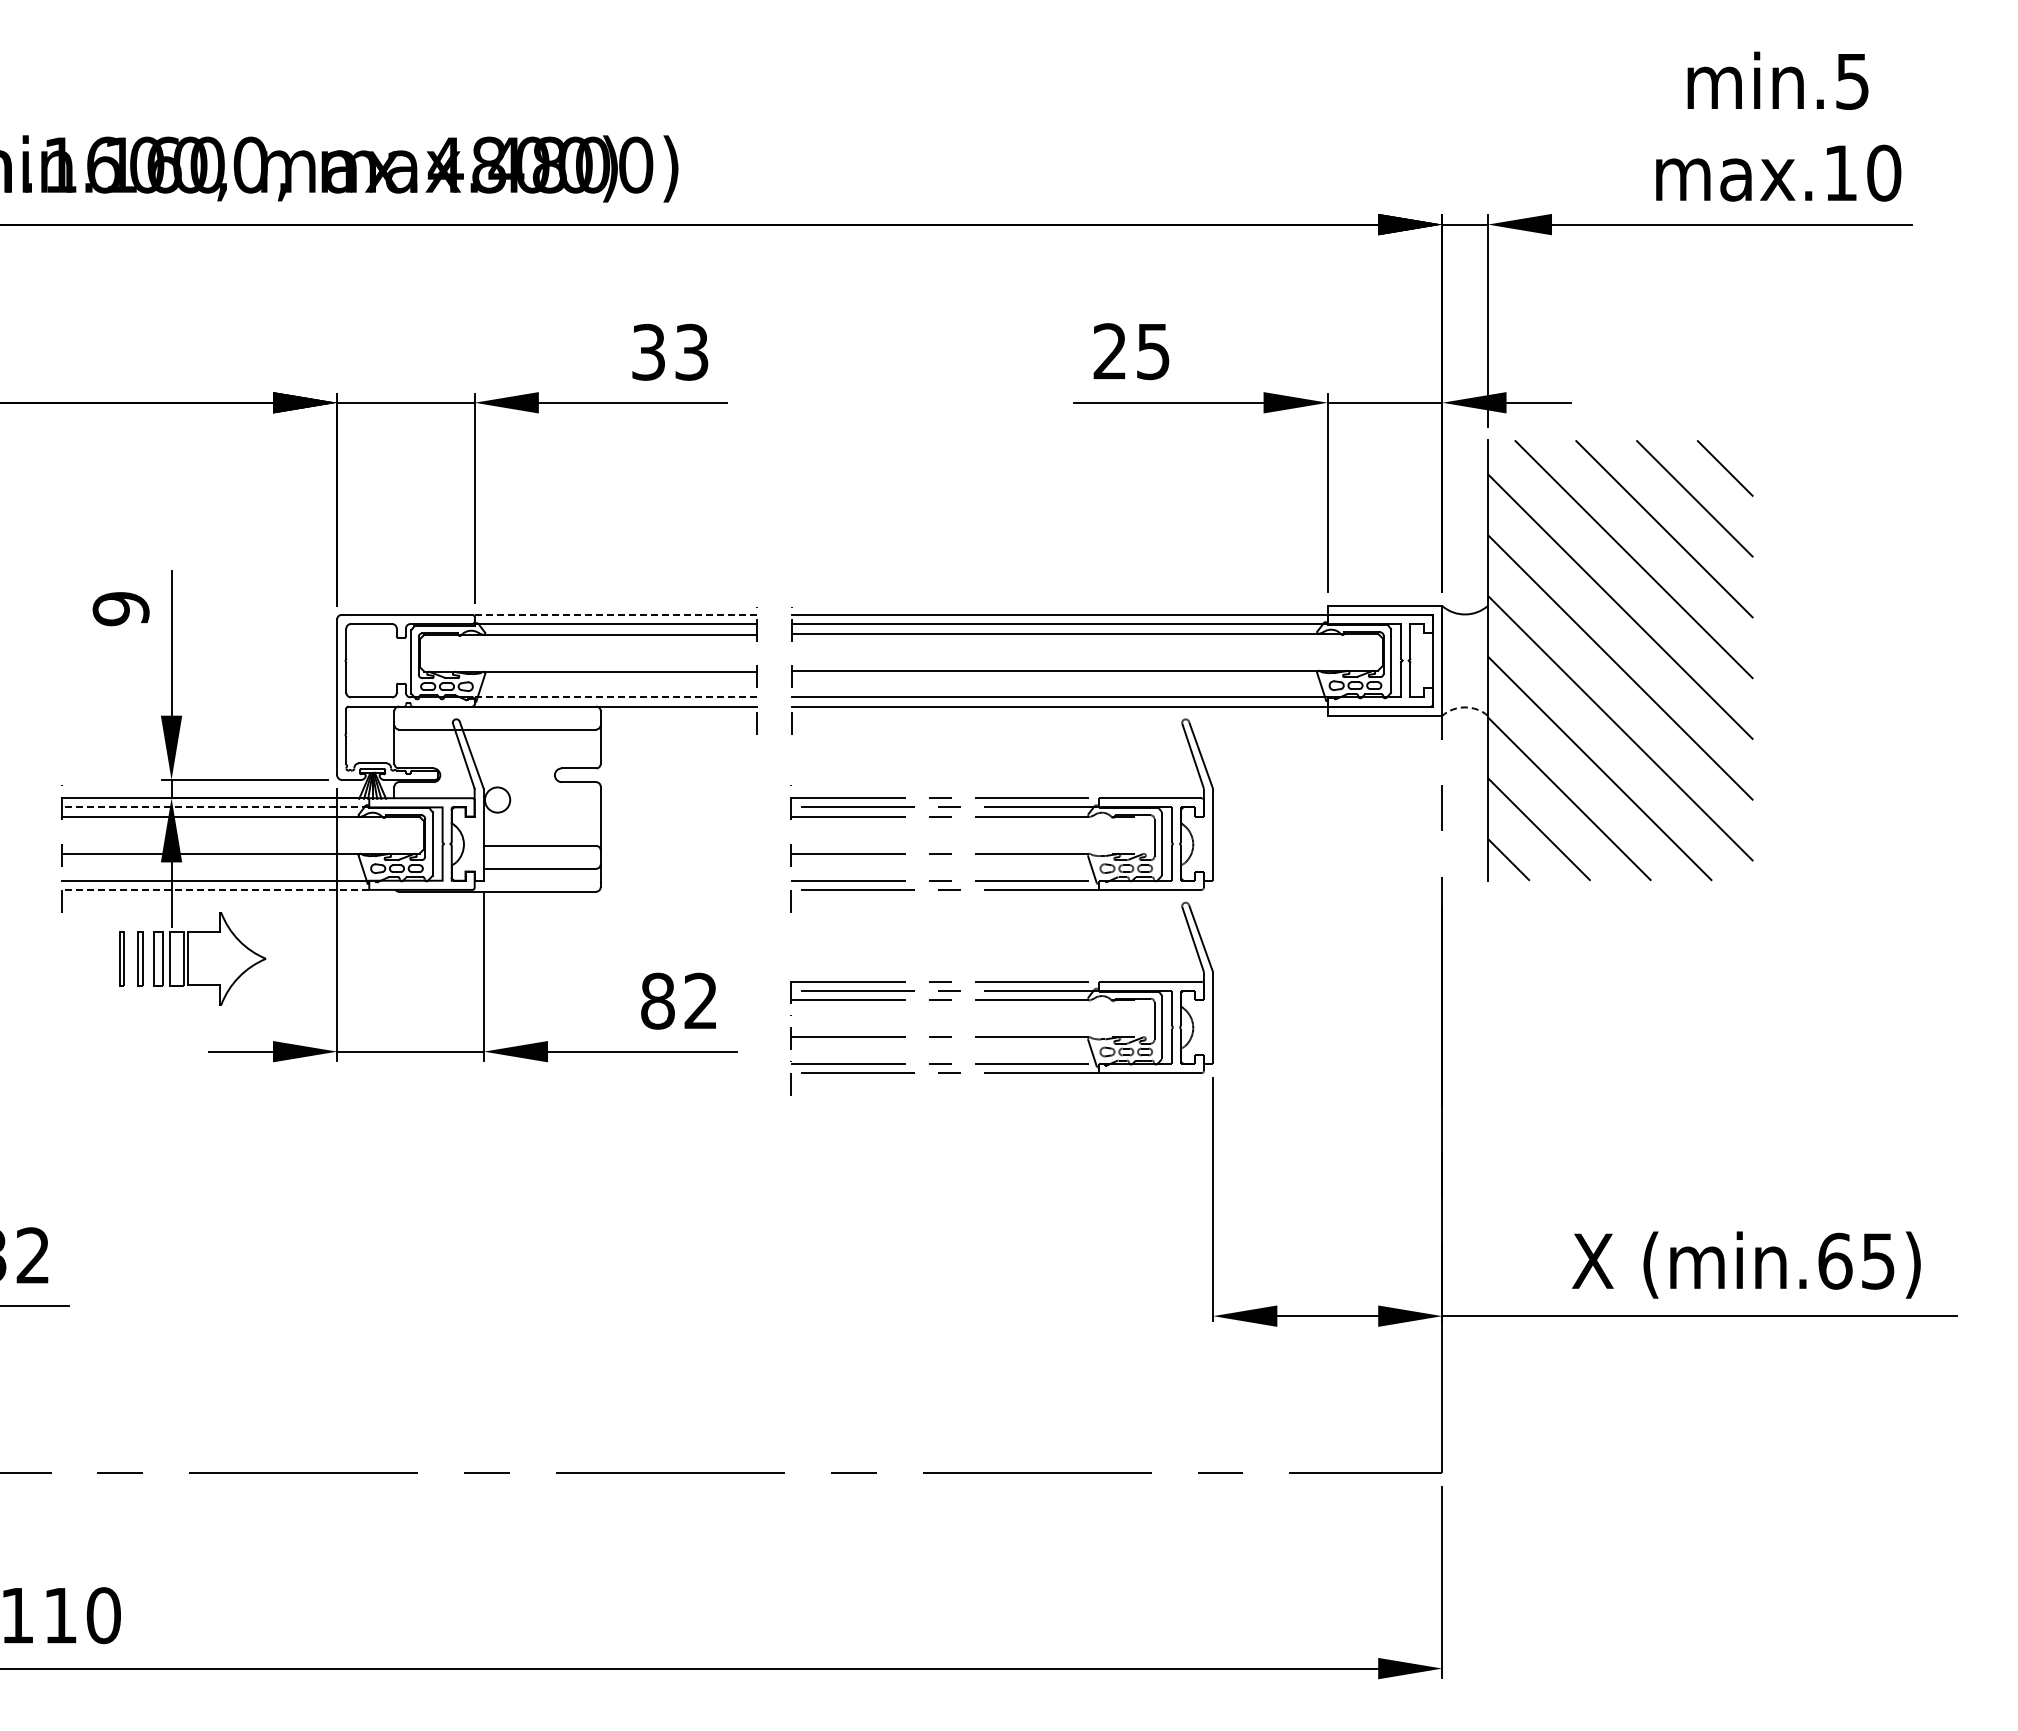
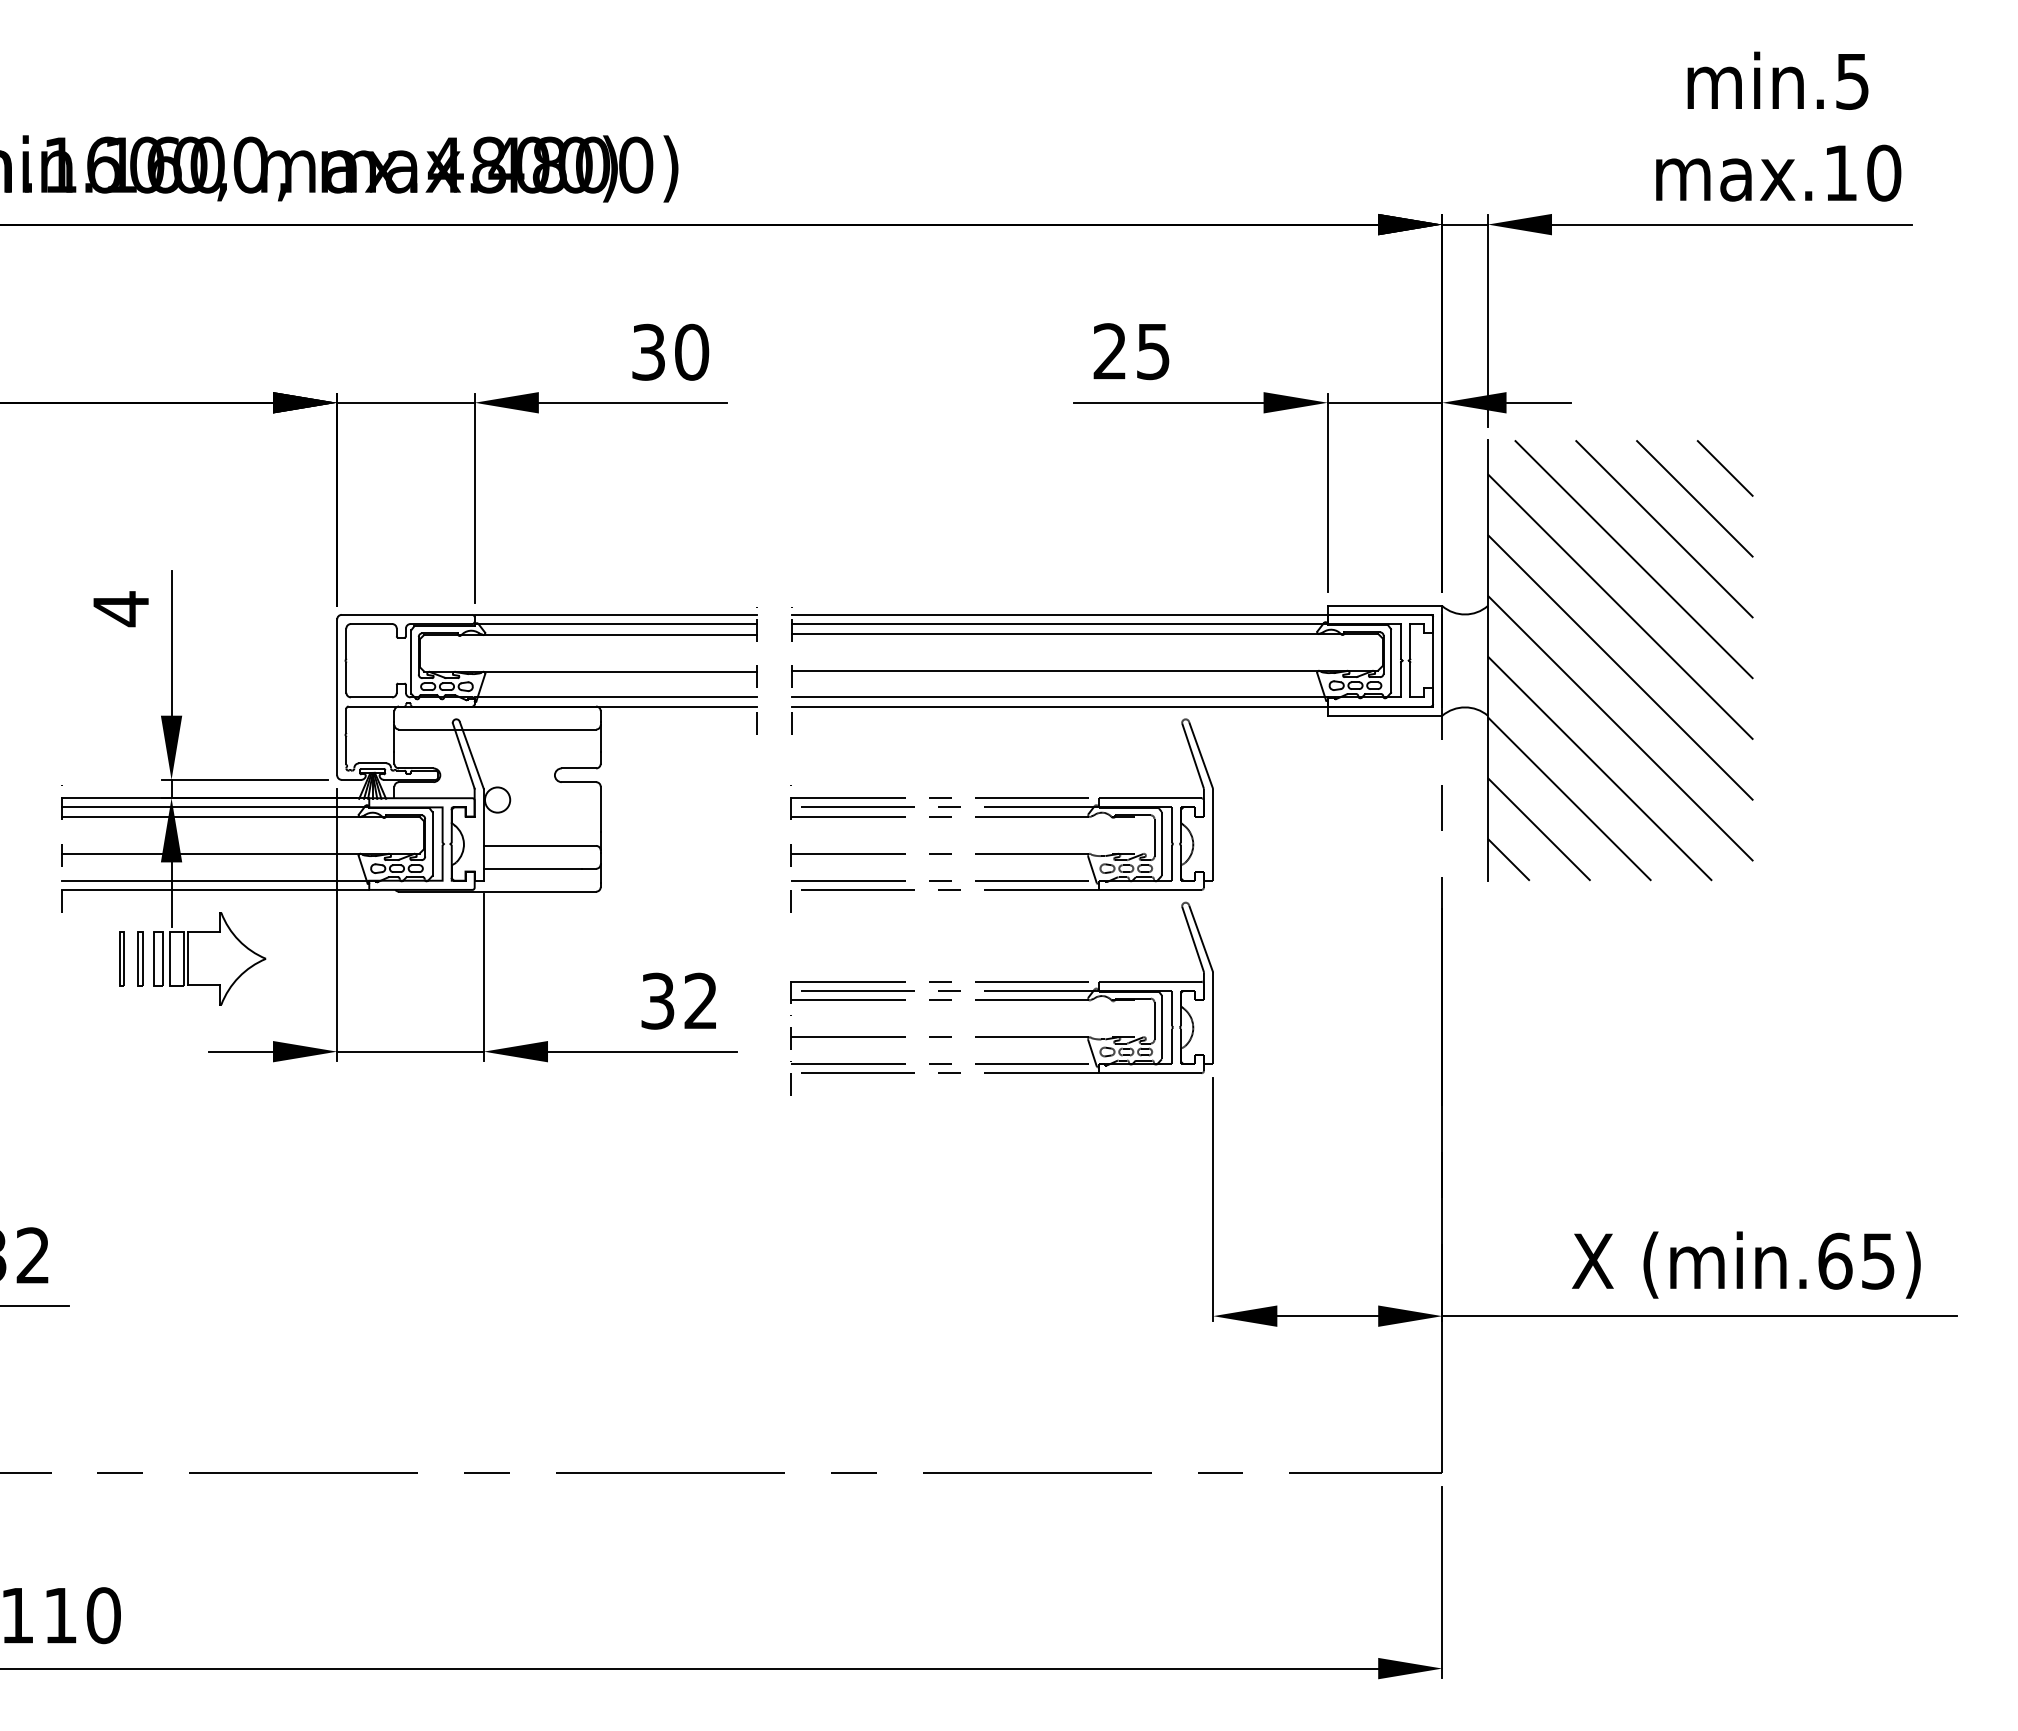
text: 33 -> 30 (692, 351)
text: 9 -> 4 (120, 609)
line: dashed -> solid (616, 614)
line: dashed -> solid (616, 697)
arc: dashed -> solid (1465, 707)
line: dashed -> solid (215, 807)
line: dashed -> solid (215, 889)
text: 82 -> 32 (657, 1000)
